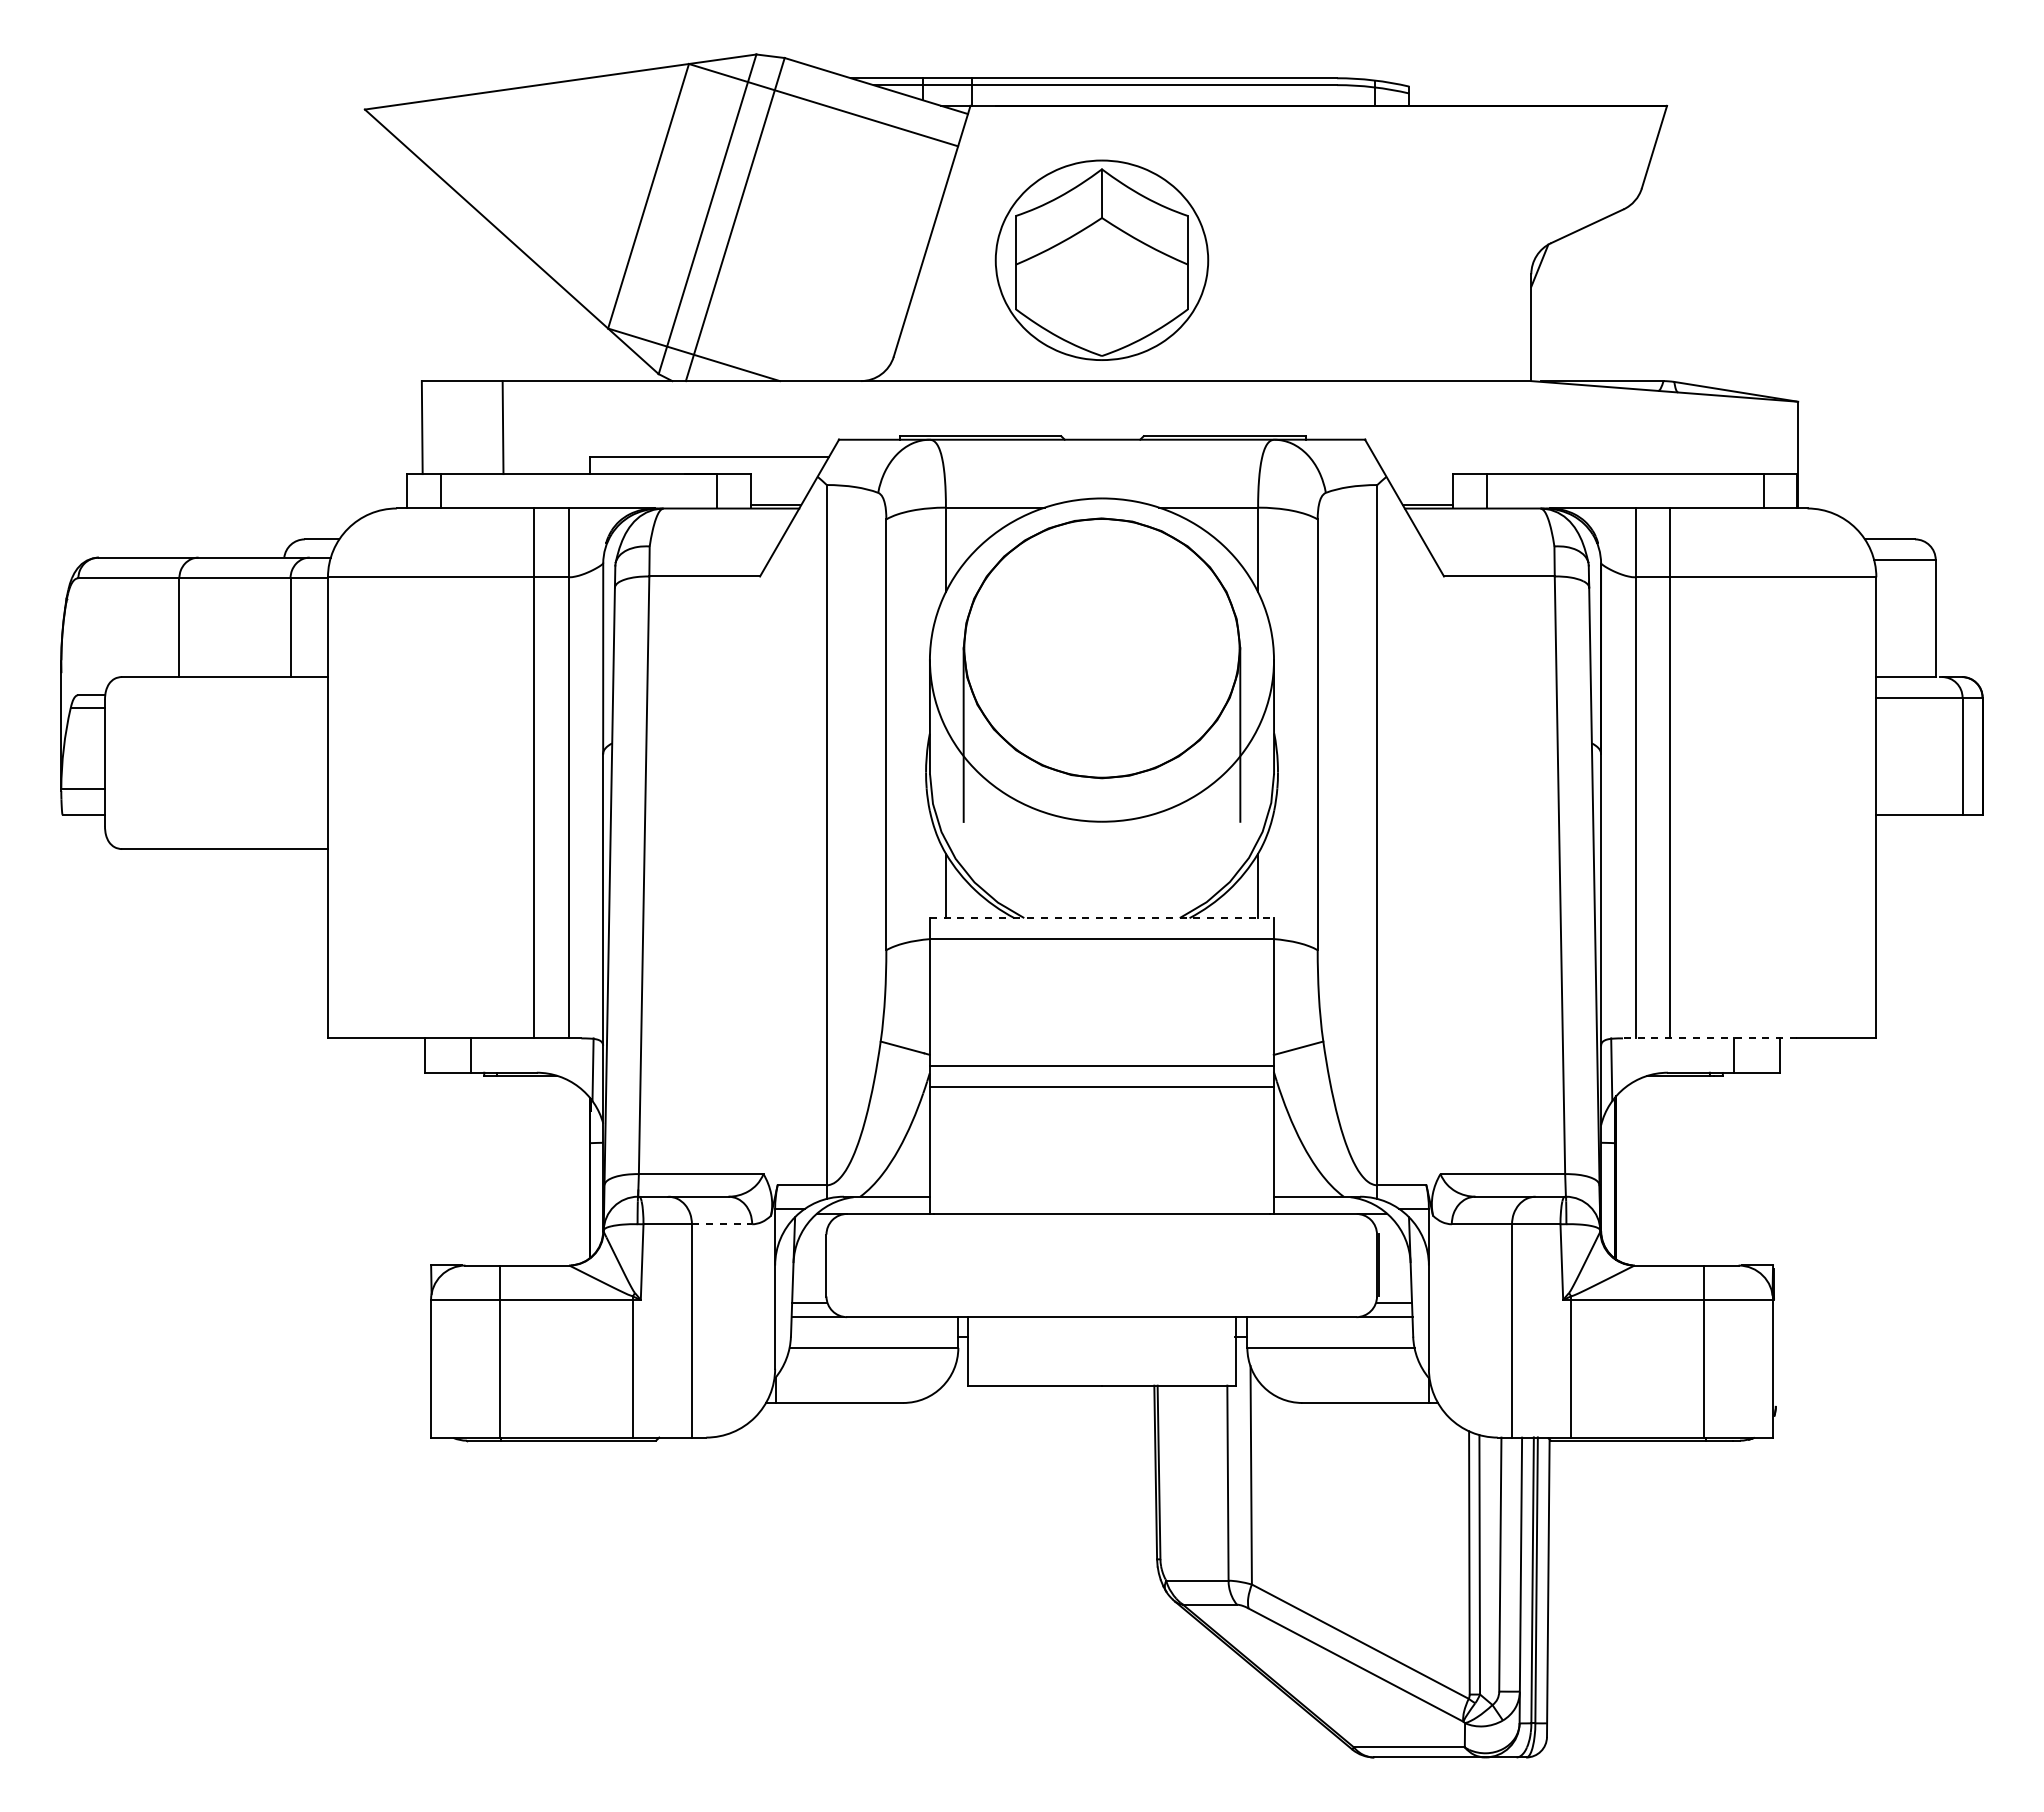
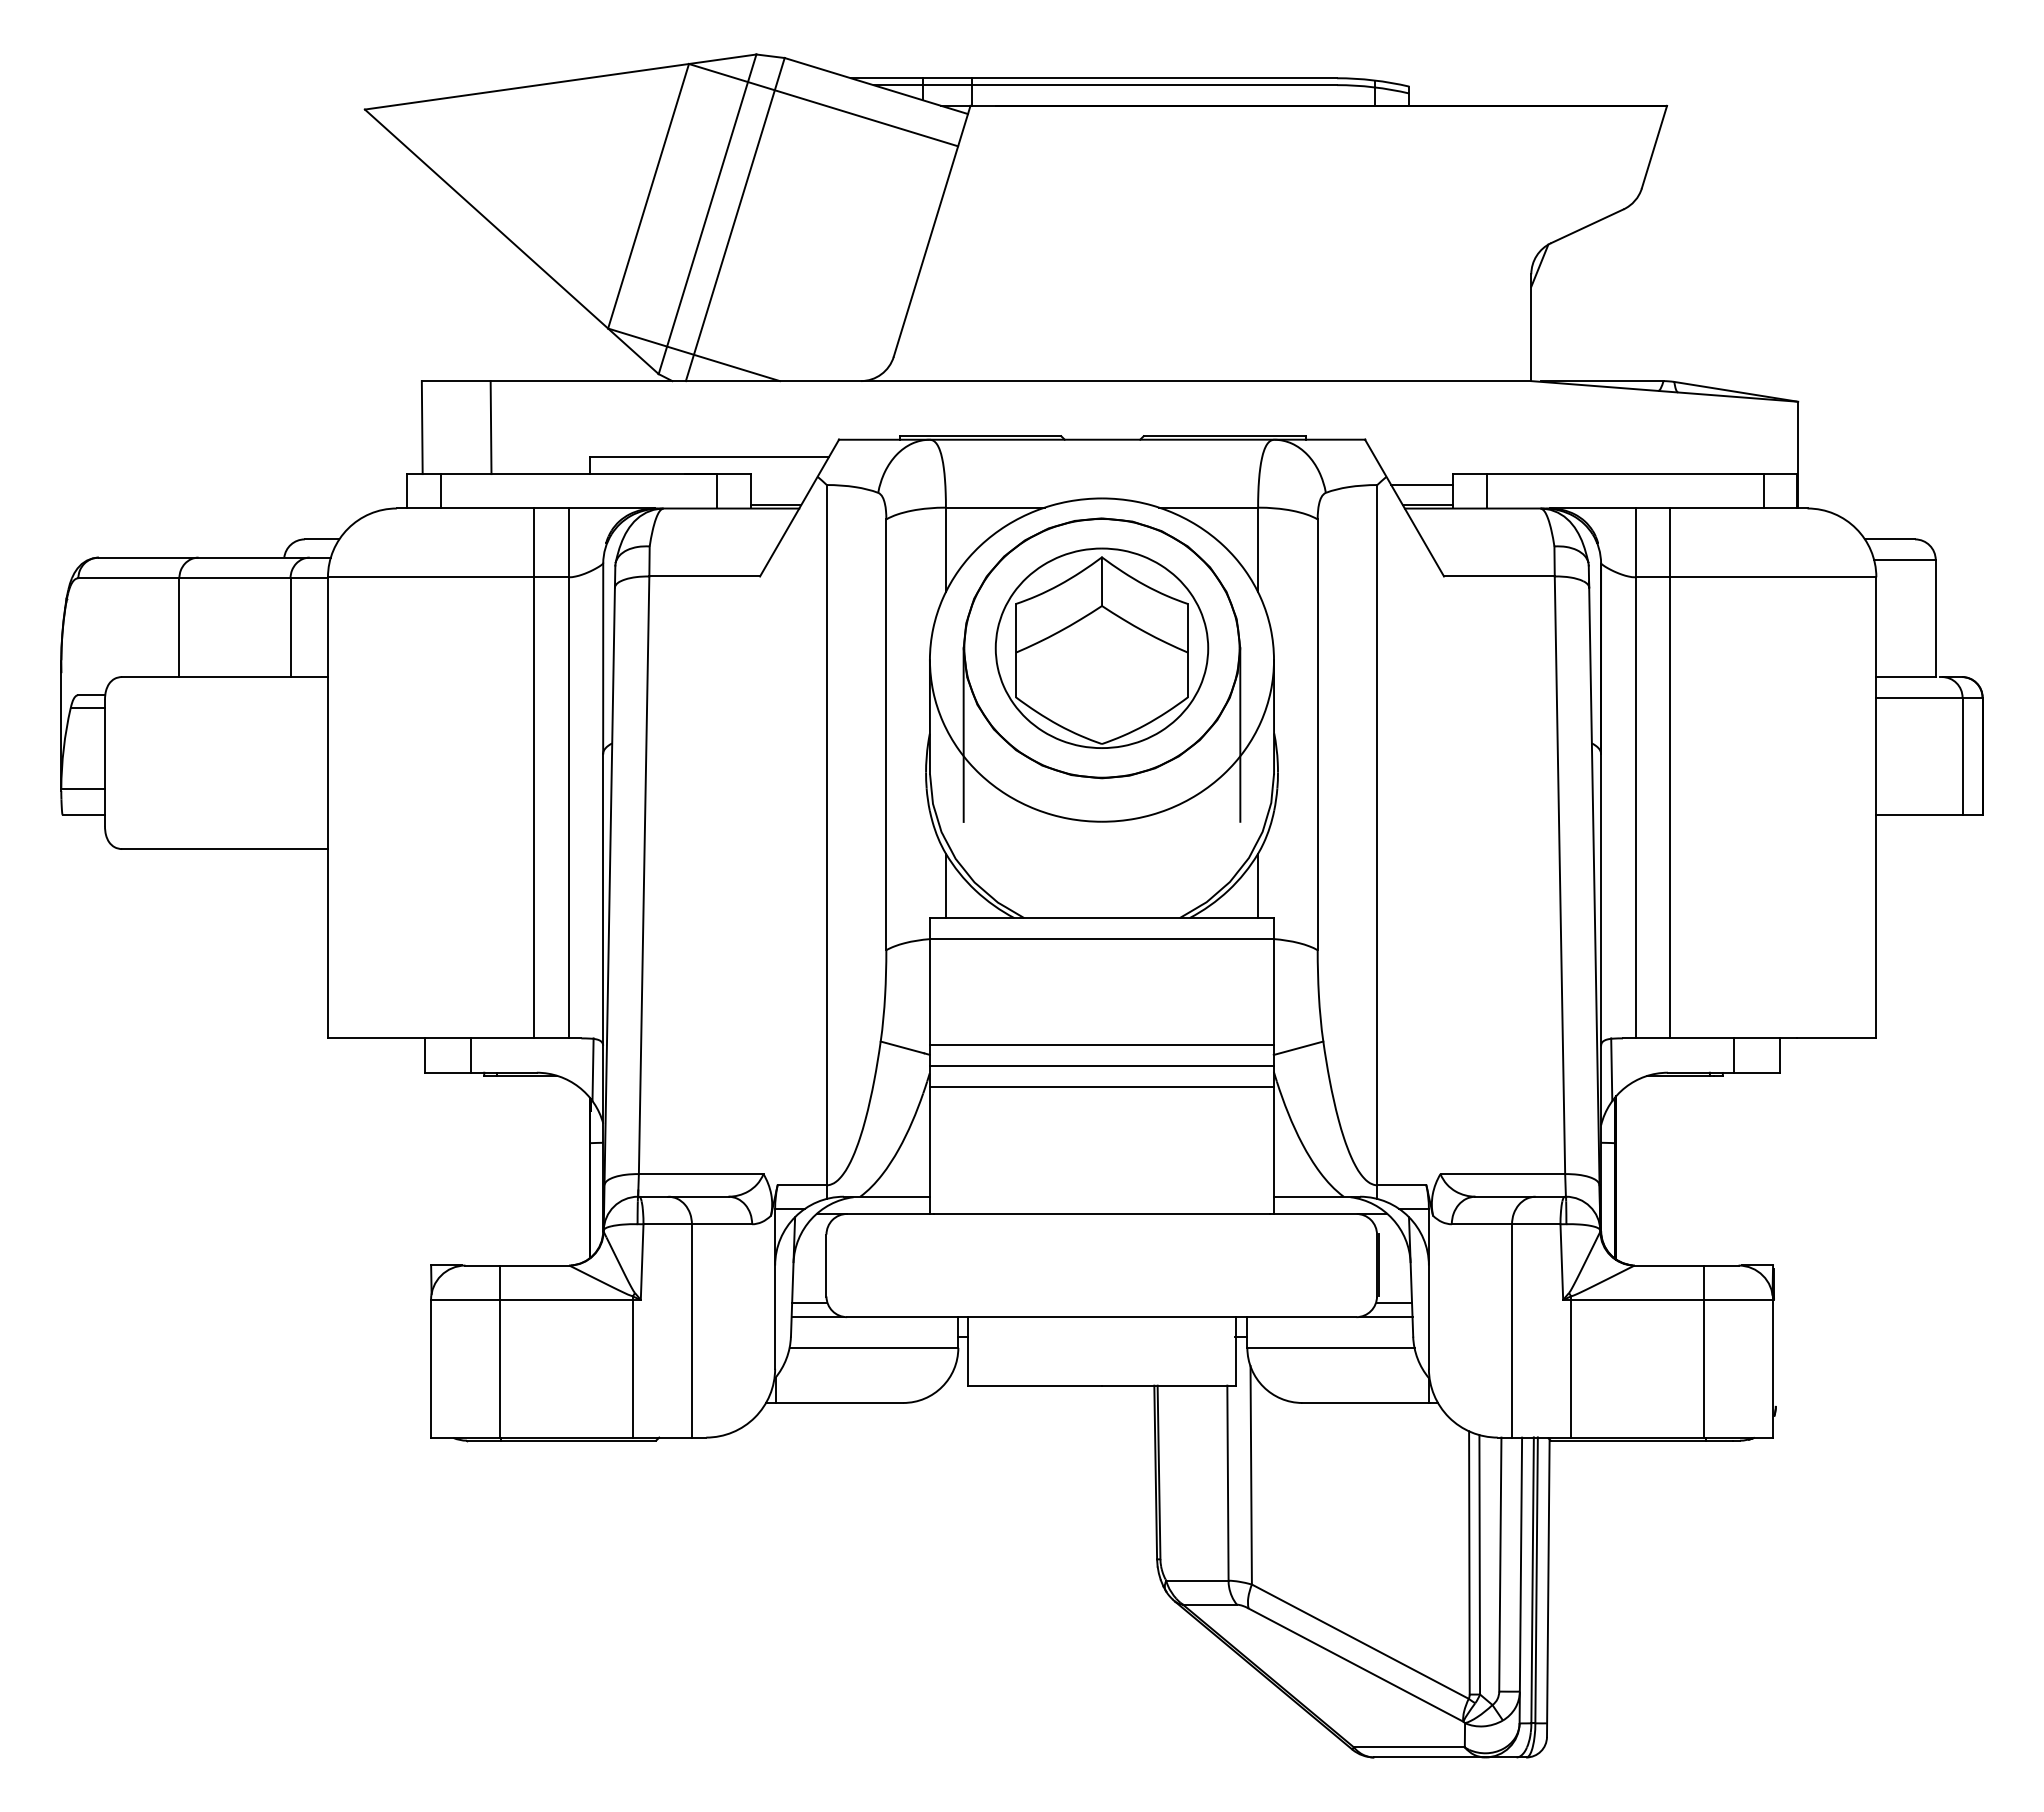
part position: (1101, 259) -> (1101, 647) (1101, 647)
line position: (502, 427) -> (490, 427) (490, 427)
line: none -> present (1422, 484)
line: dashed -> solid (1102, 918)
line: dashed -> solid (1709, 1038)
line: none -> present (1101, 1045)
line: dashed -> solid (722, 1224)
